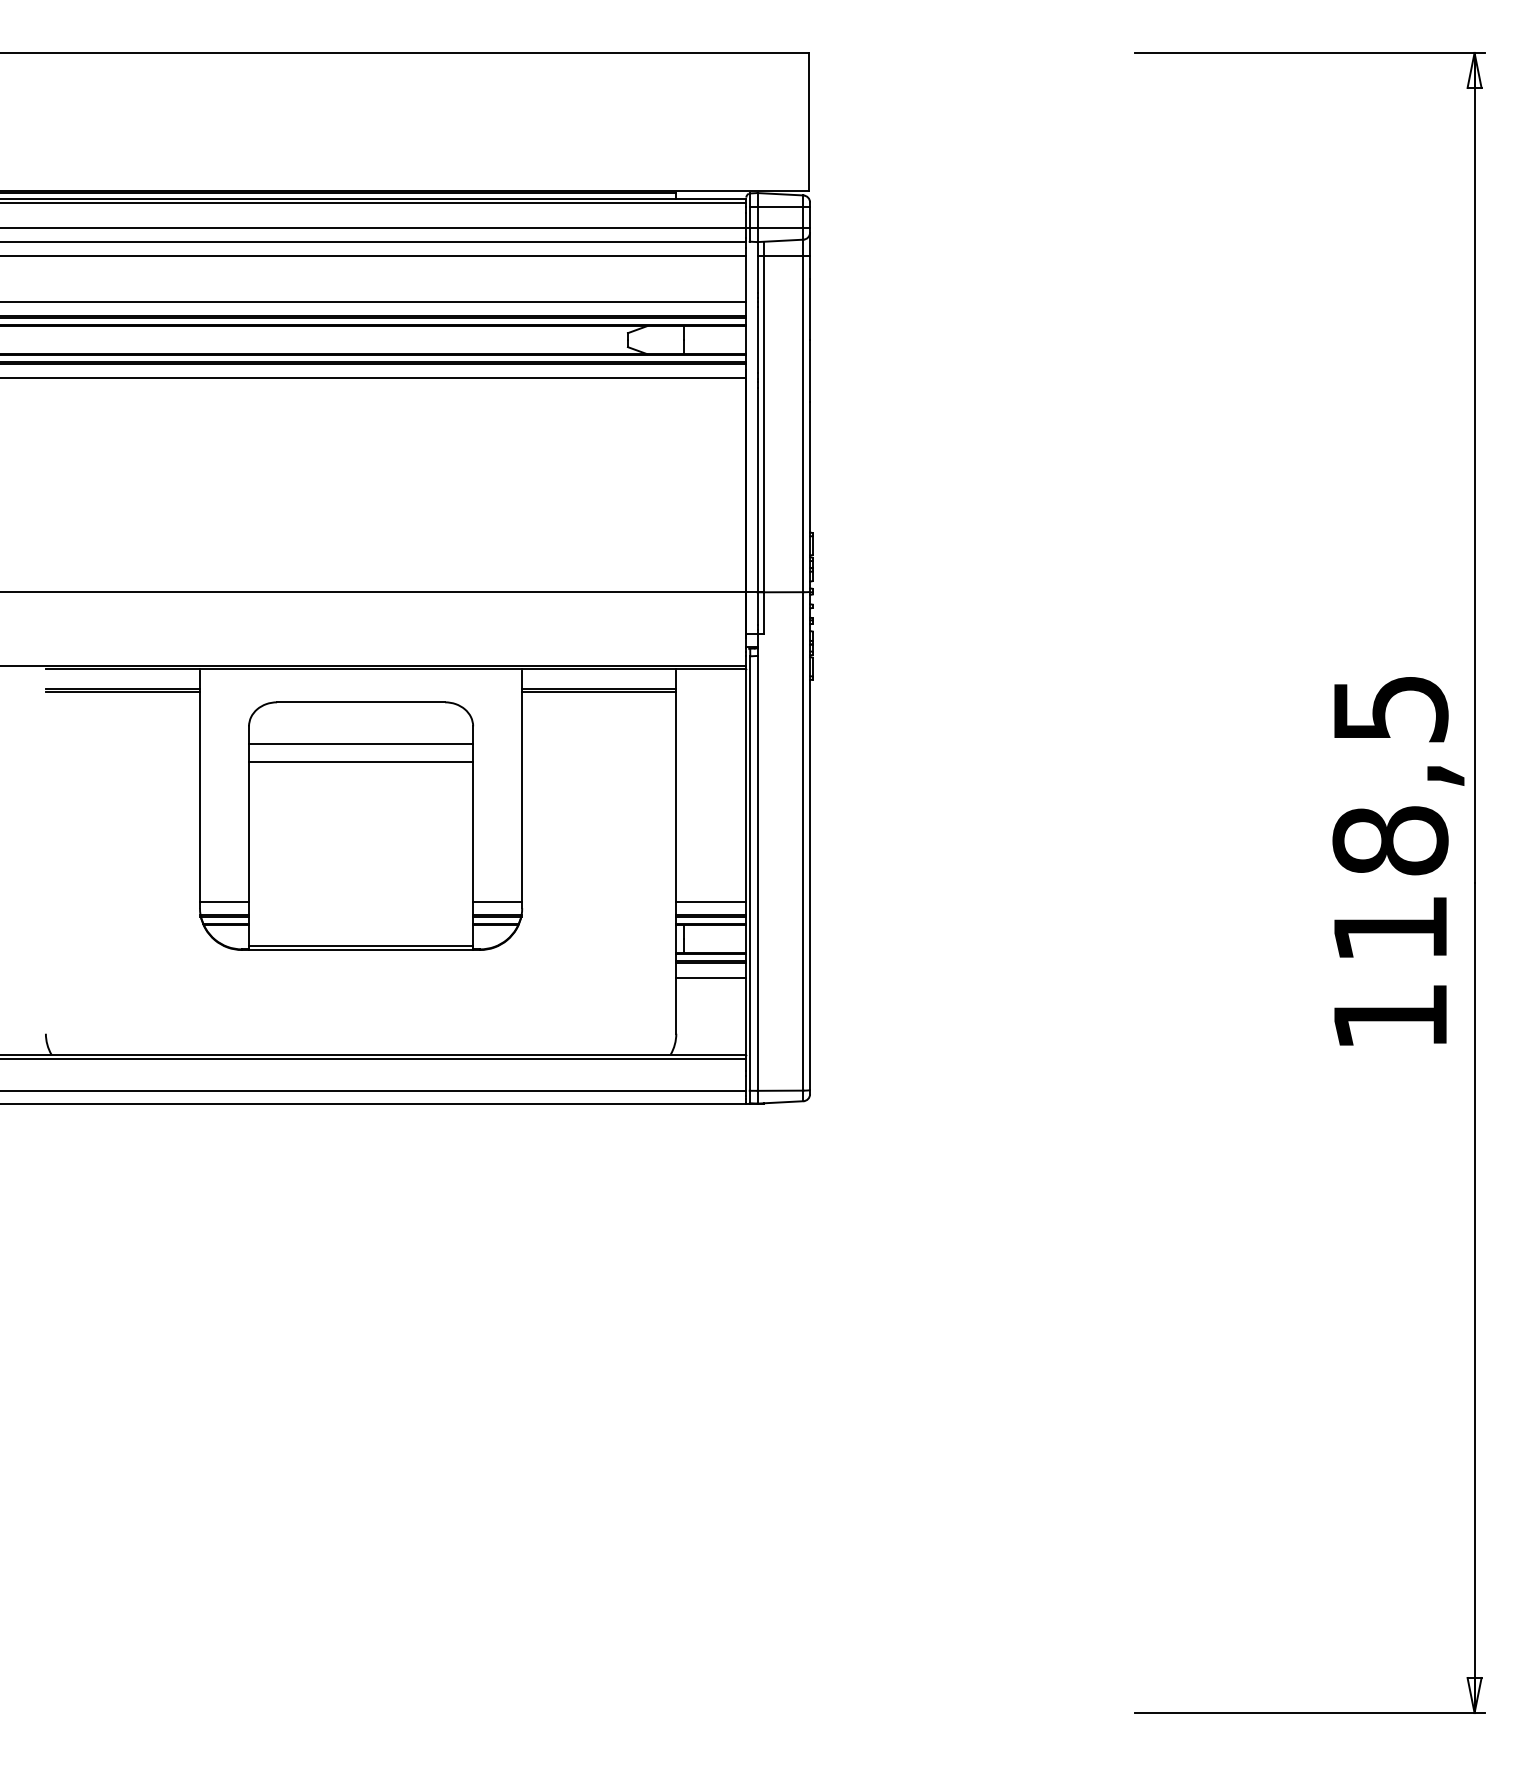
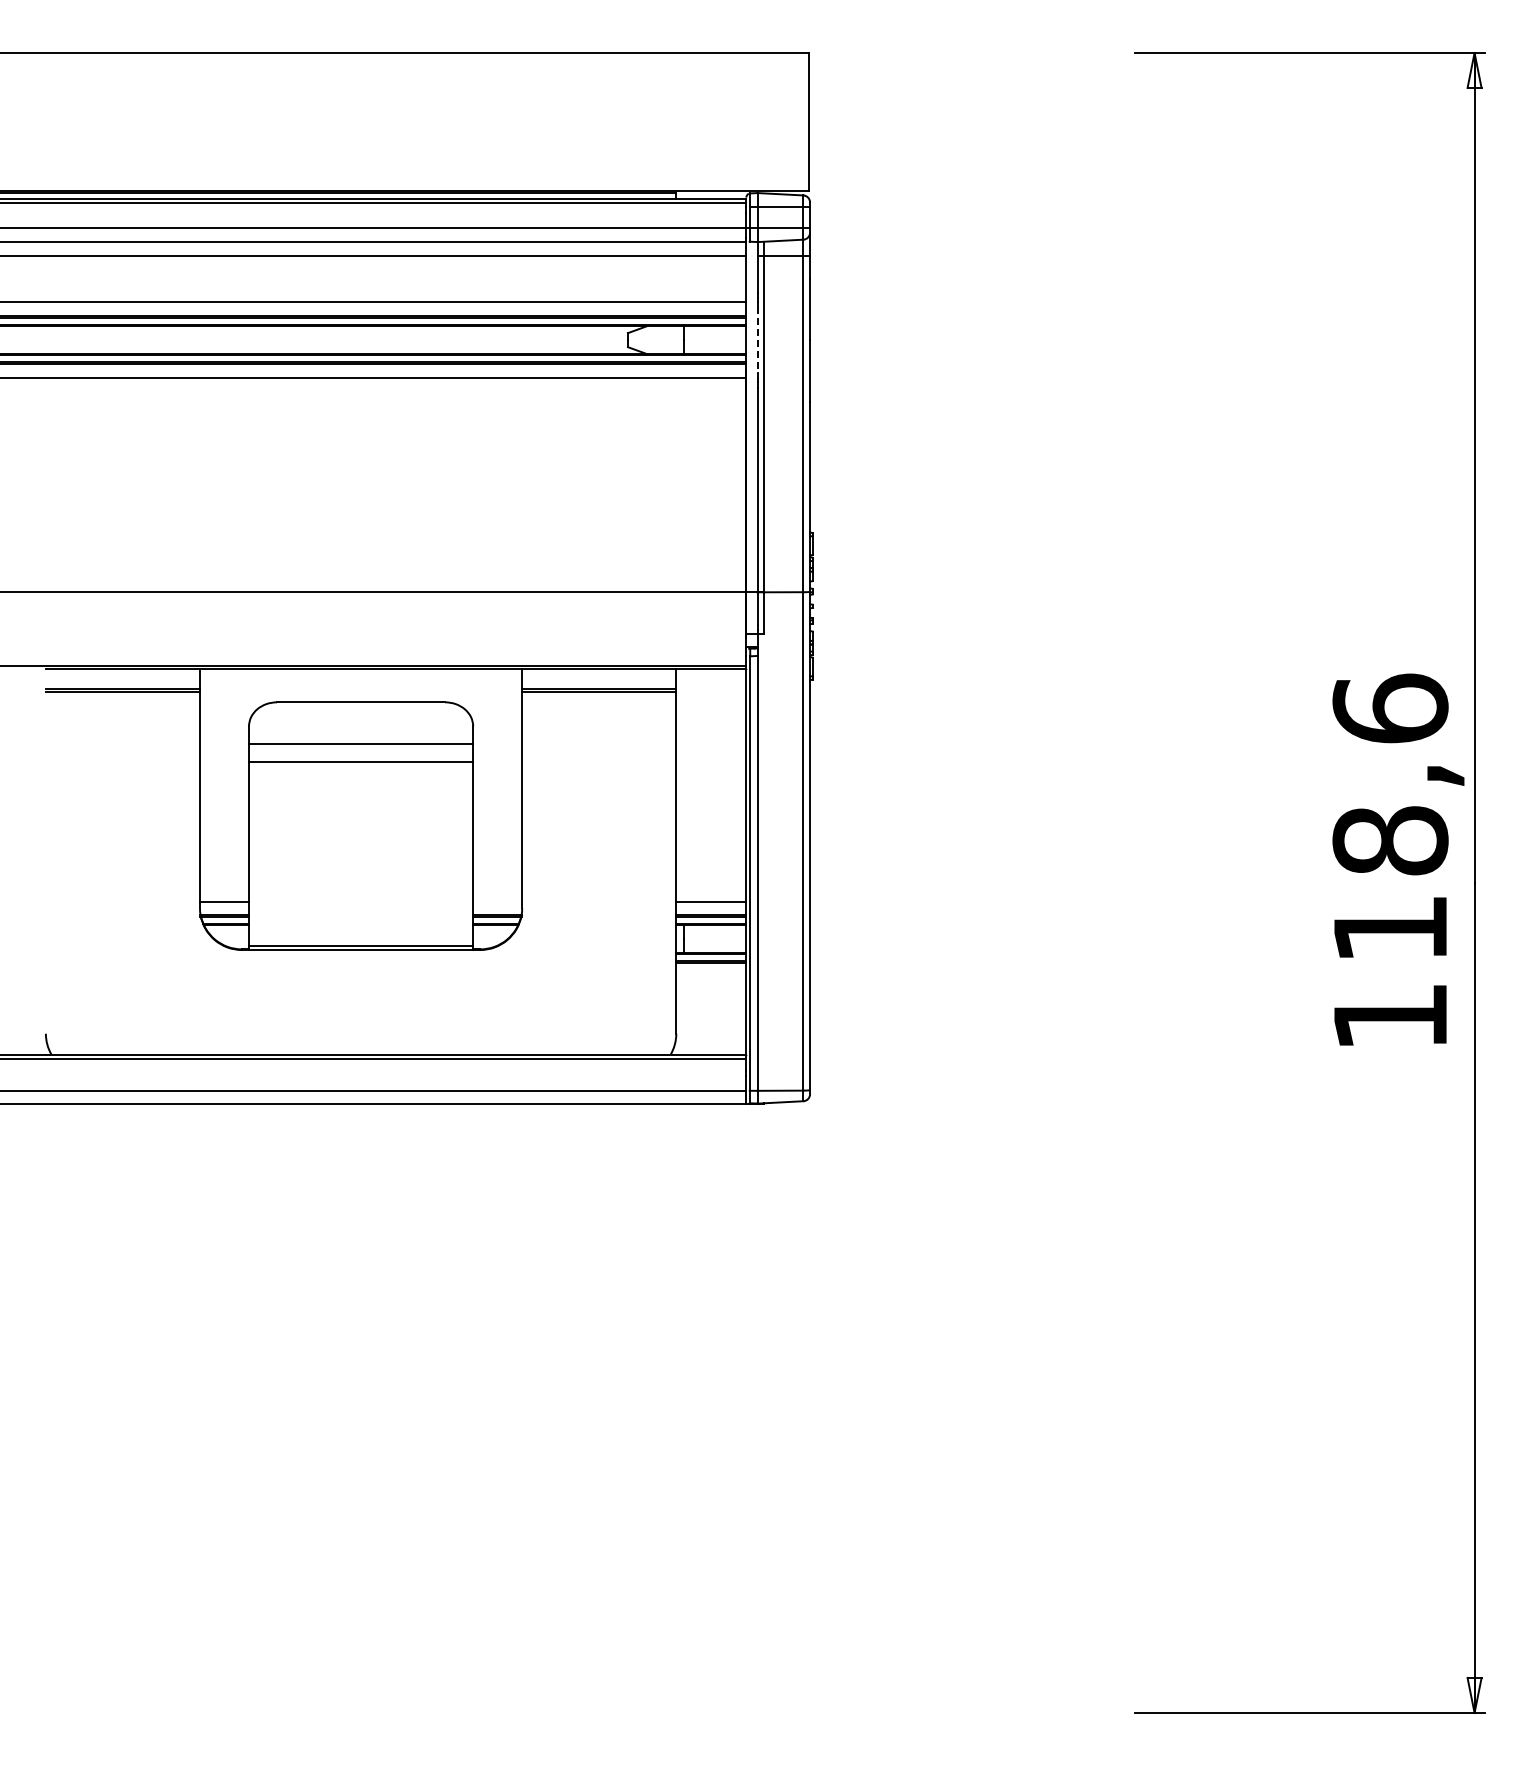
line: solid -> dashed (757, 340)
text: 118,5 -> 118,6 (1390, 708)
line: present -> none (497, 902)
line: present -> none (711, 978)
